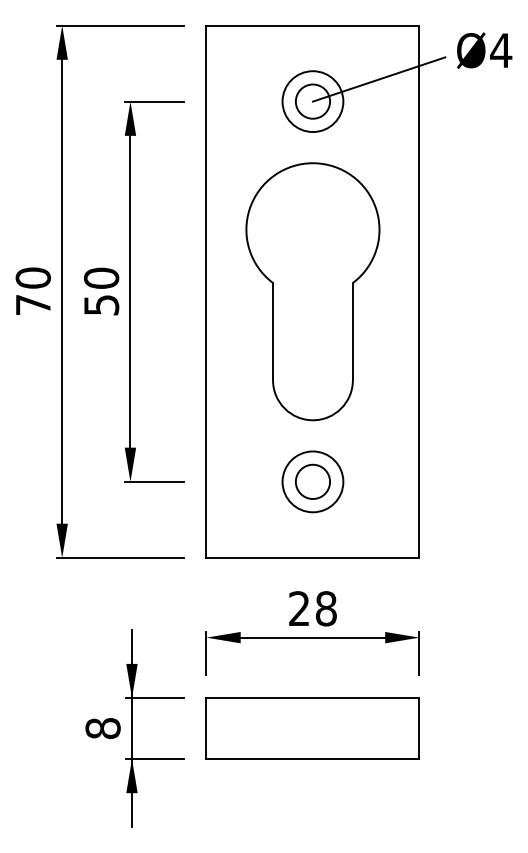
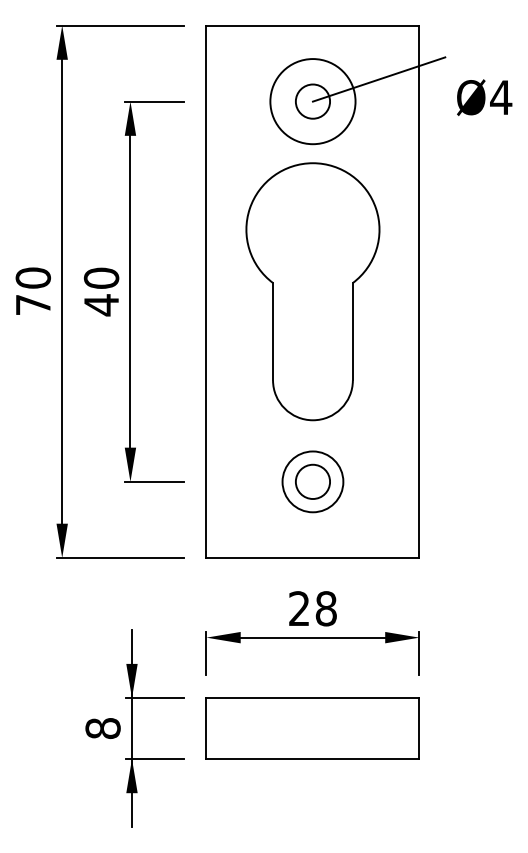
text position: (484, 50) -> (484, 97) (484, 97)
circle diameter: 61 px -> 85 px (312, 101)
text: 50 -> 40 (101, 305)
